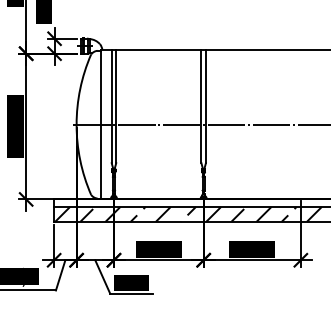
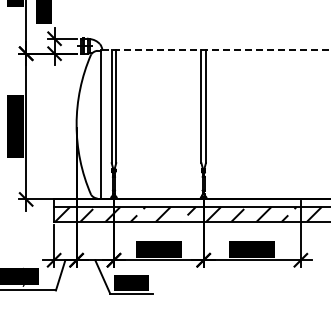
line: solid -> dashed (215, 49)
line: present -> none (200, 124)
